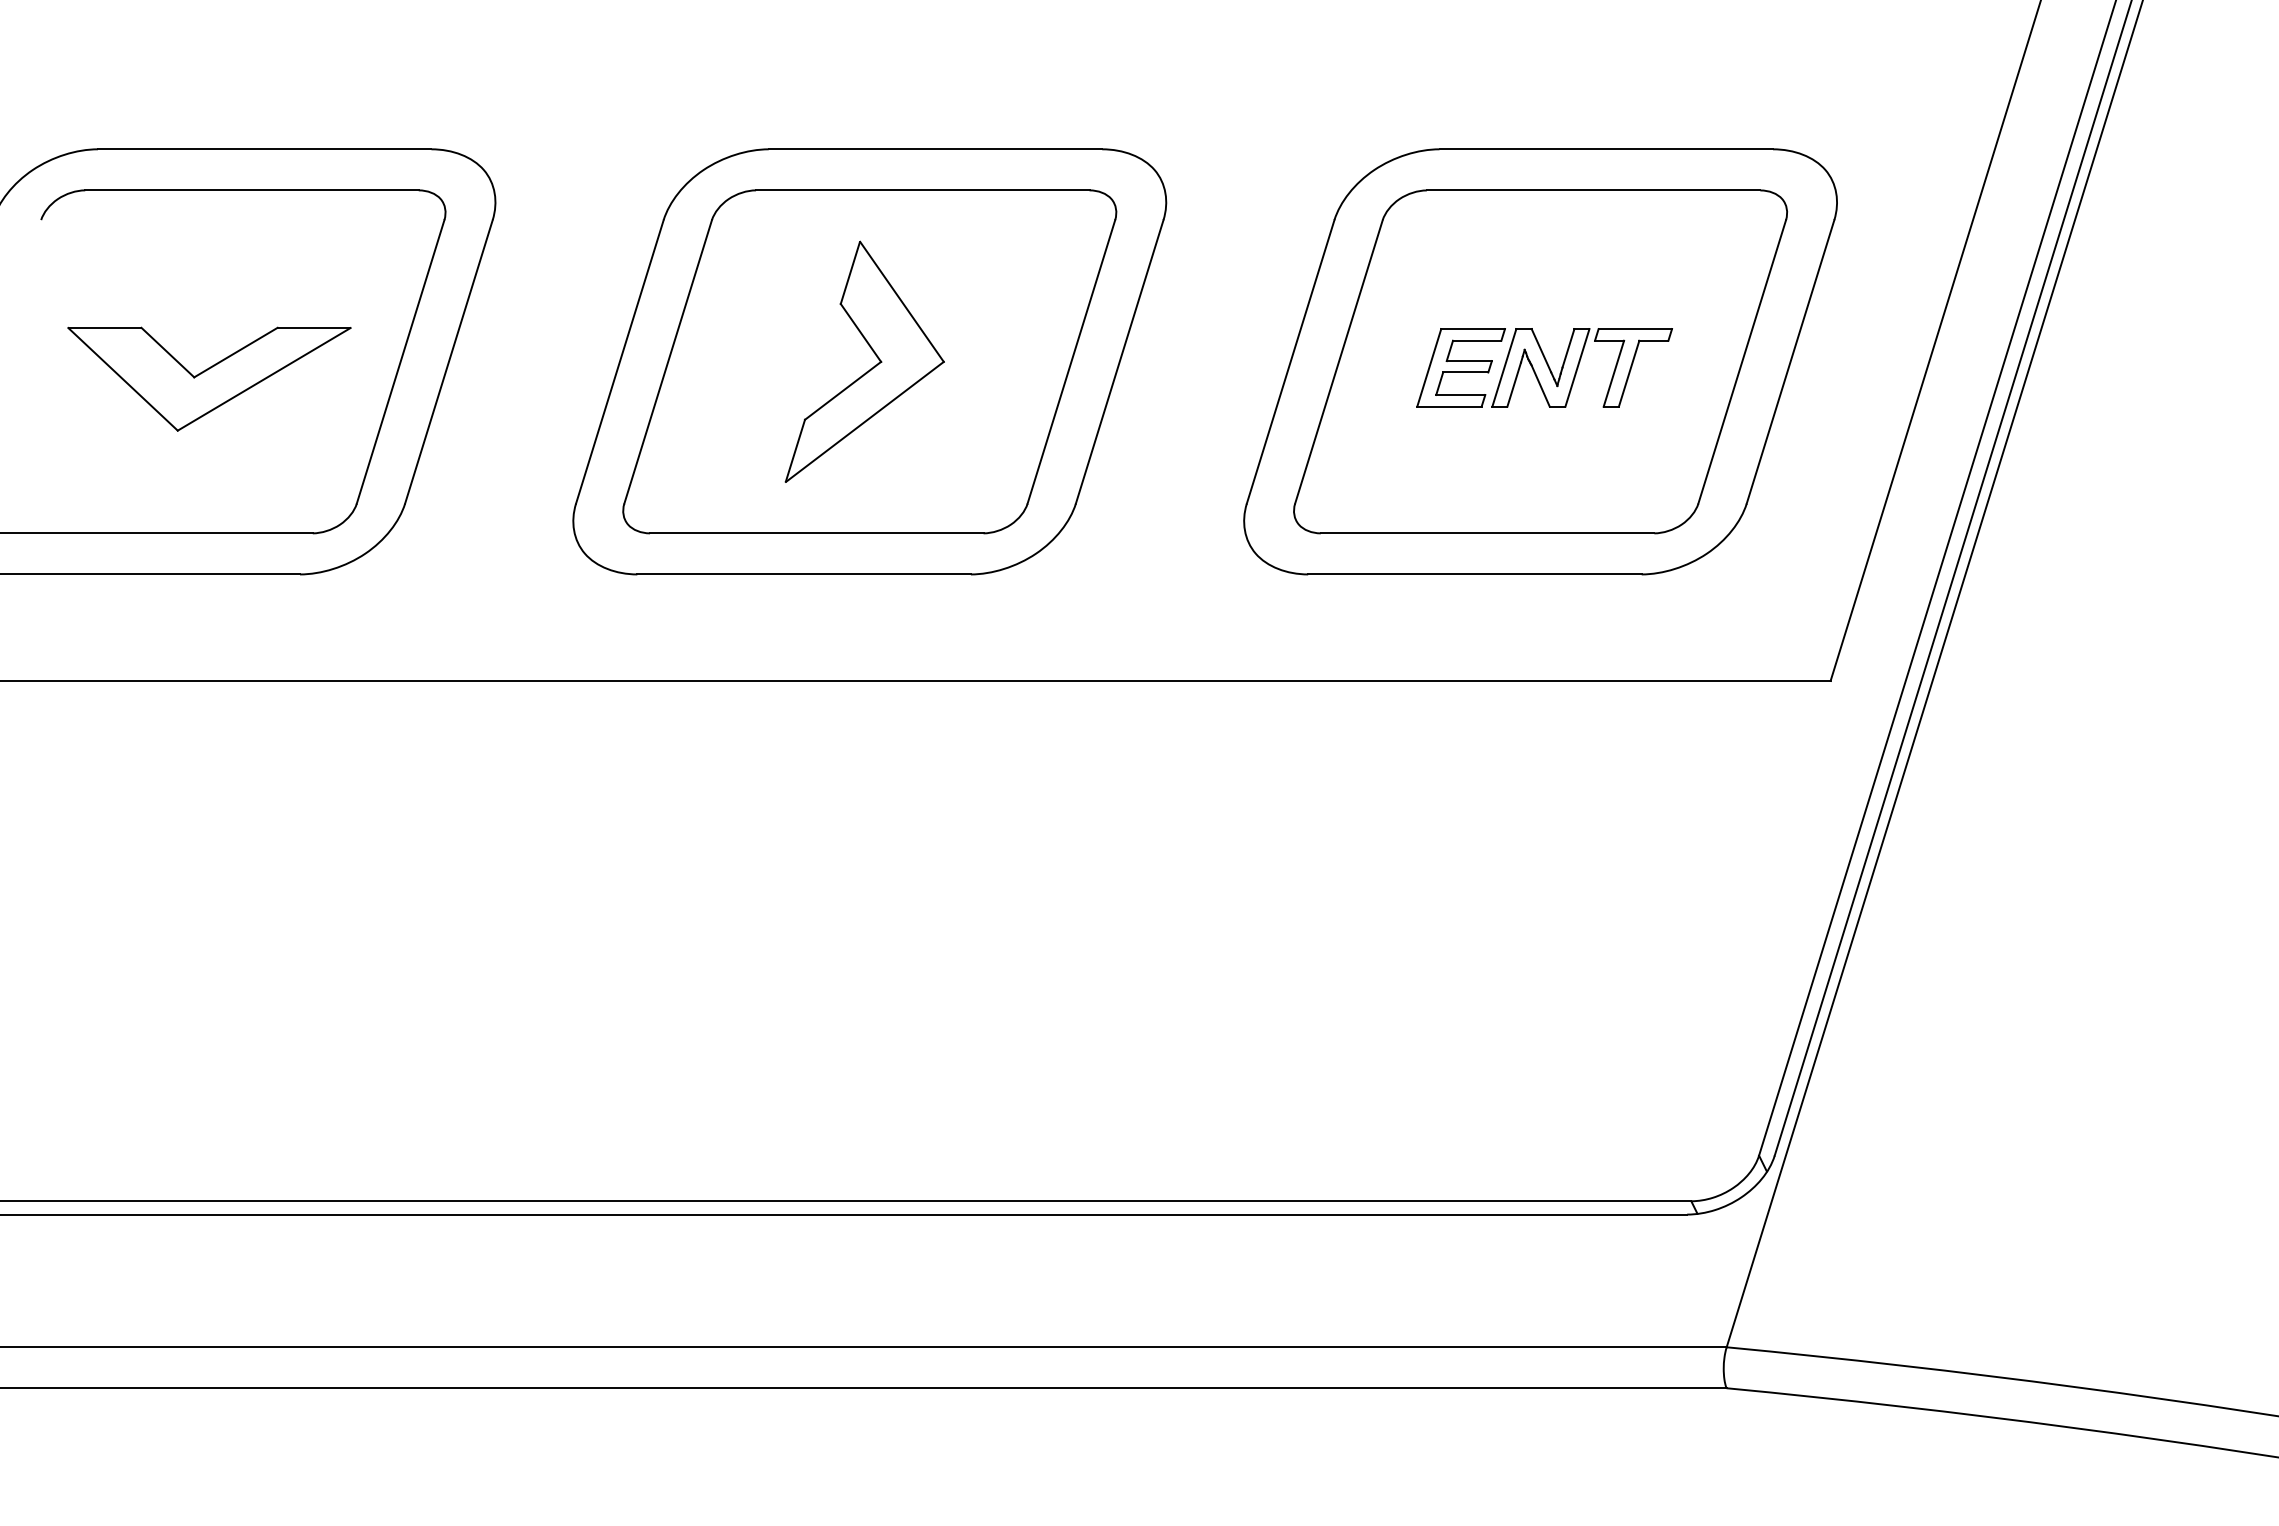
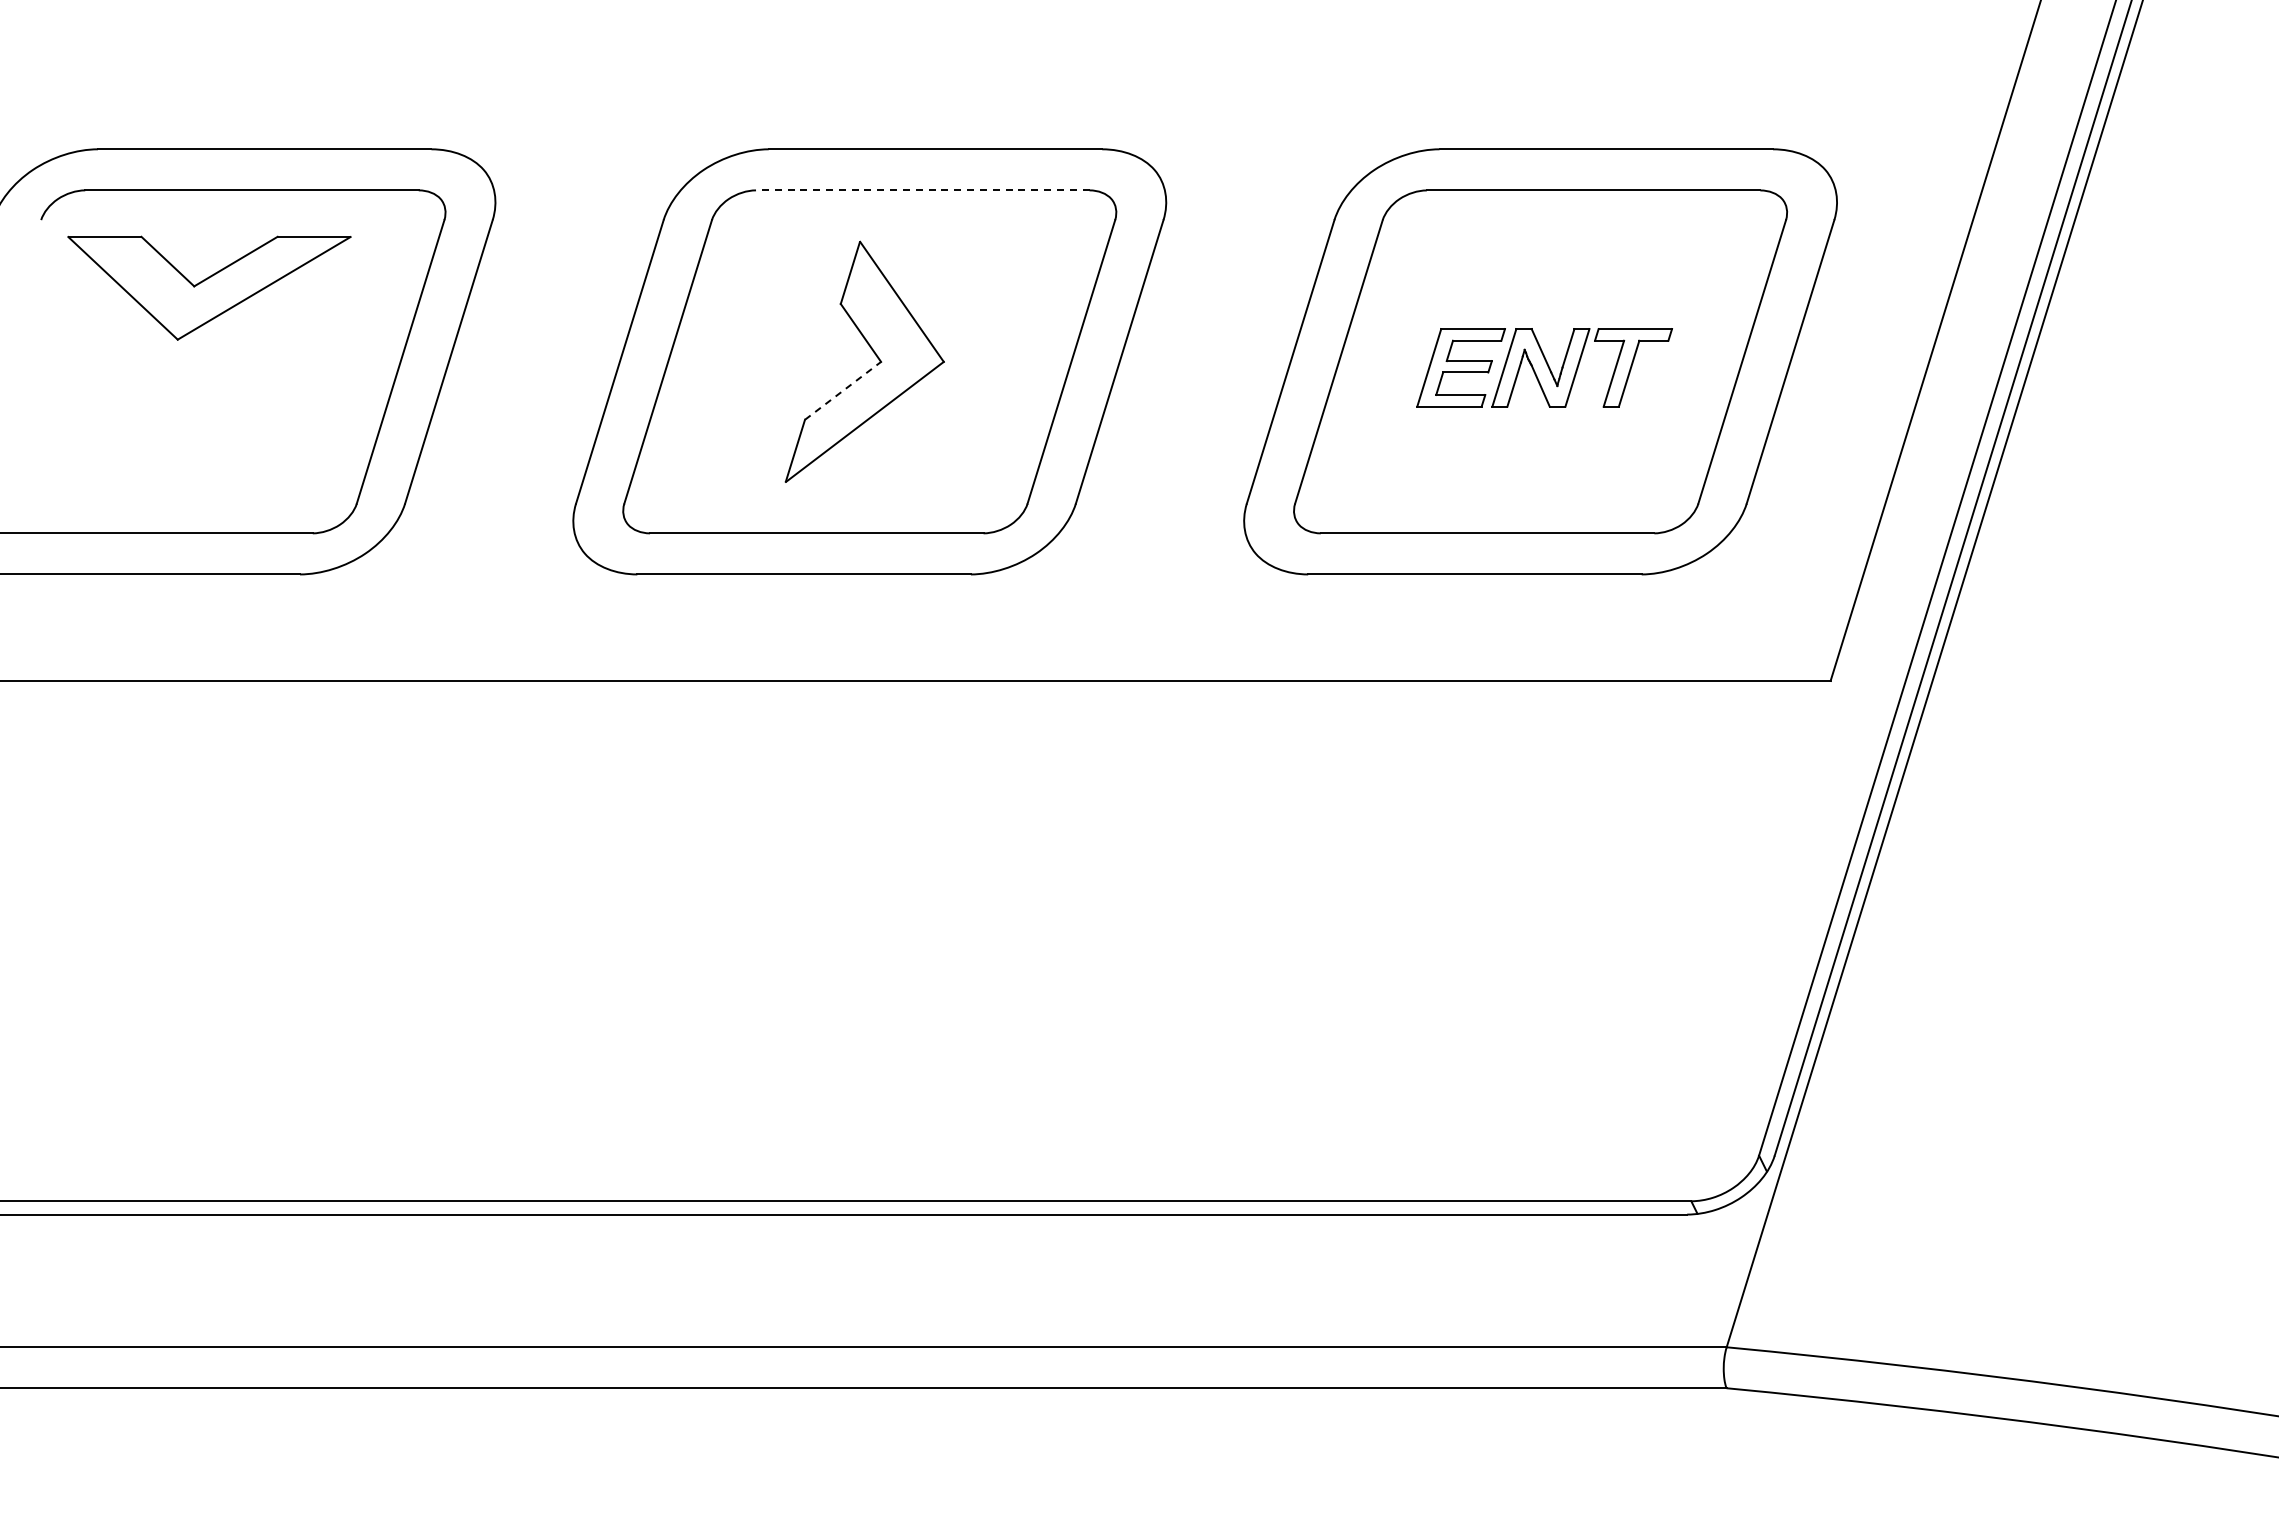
line: solid -> dashed (922, 190)
part position: (209, 378) -> (209, 287) (209, 287)
line: solid -> dashed (843, 390)
